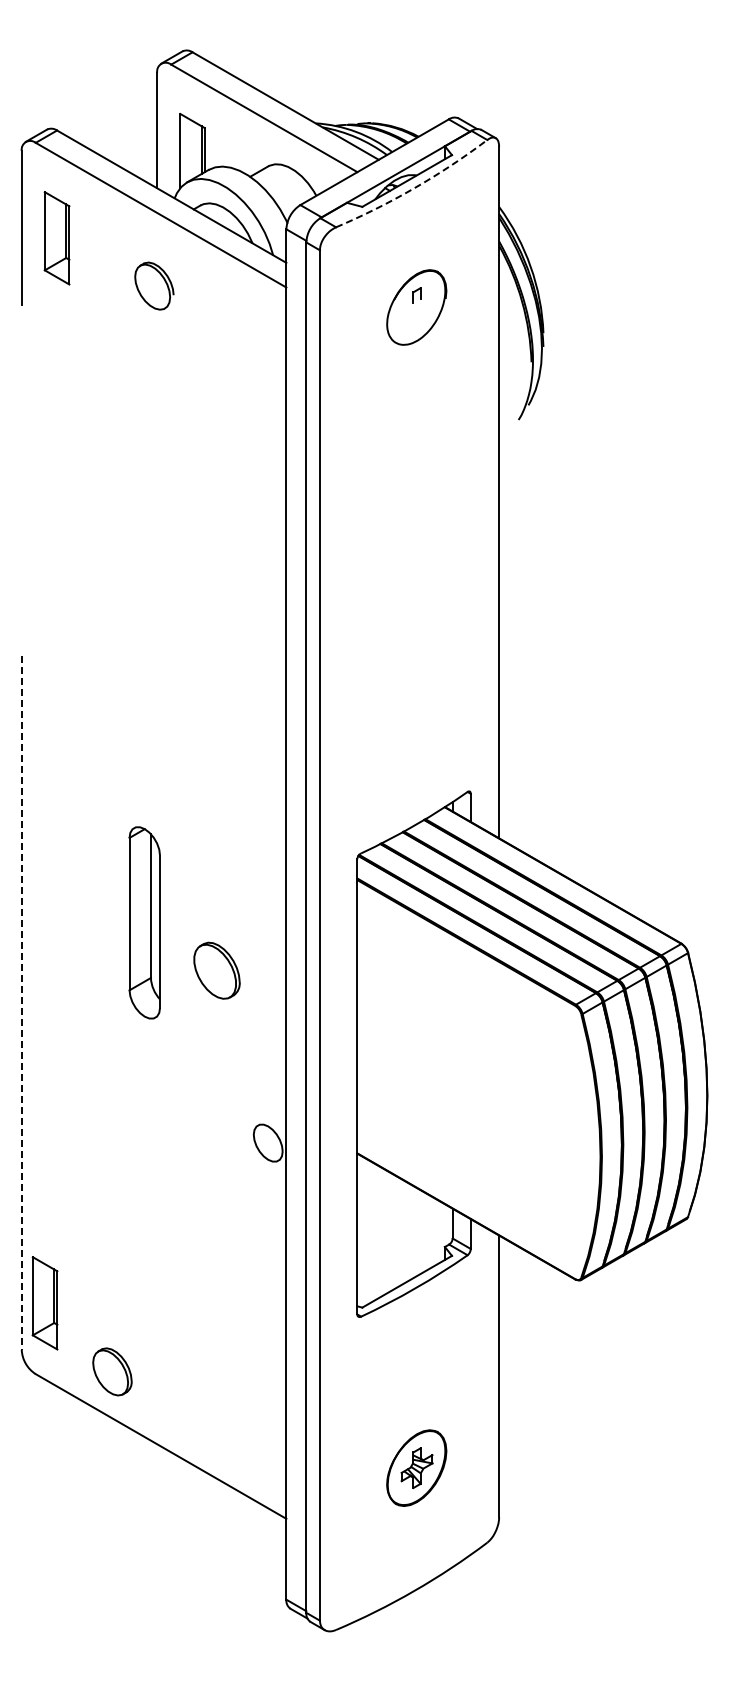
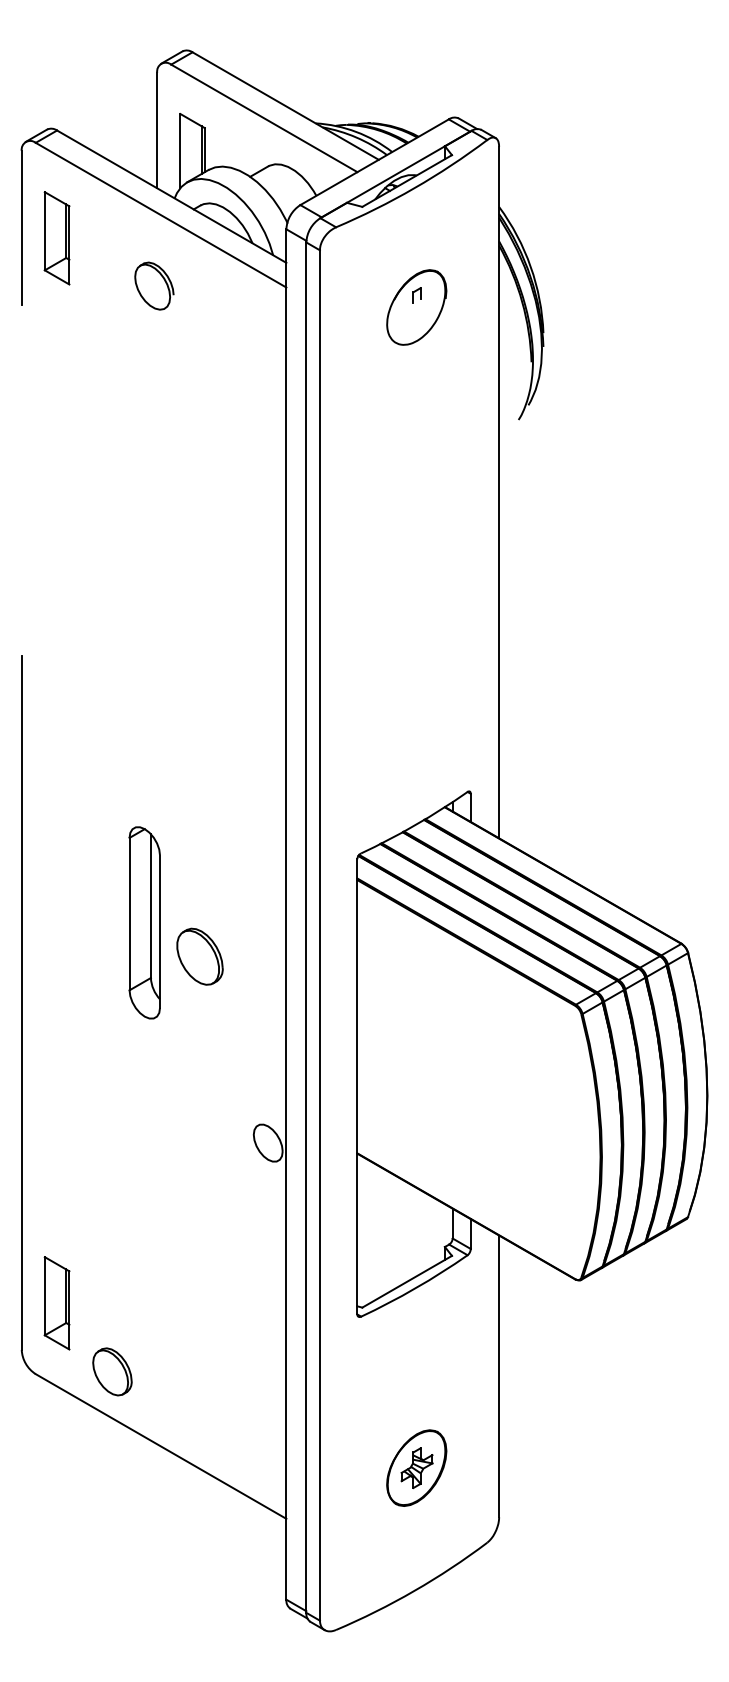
arc: dashed -> solid (414, 188)
part position: (216, 970) -> (199, 956) (199, 956)
line: dashed -> solid (21, 1002)
part position: (44, 1303) -> (56, 1303) (56, 1303)
